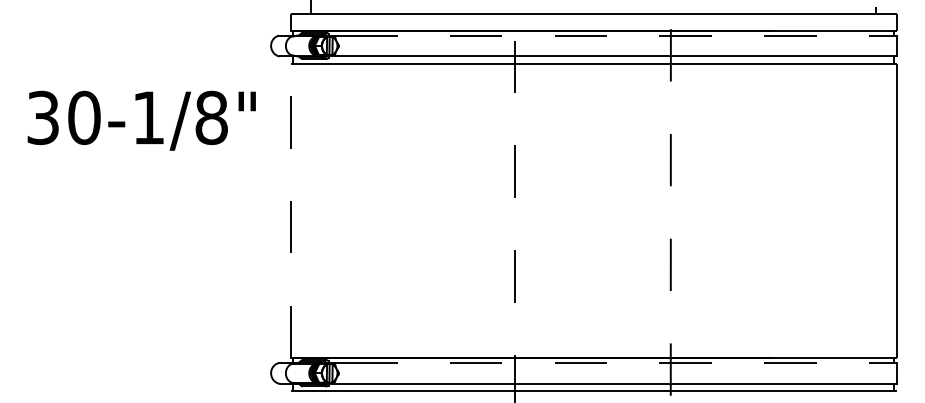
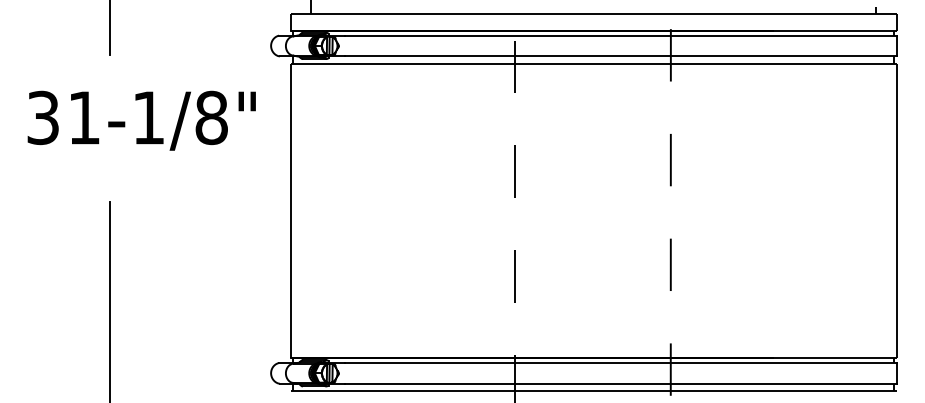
line: none -> present (109, 28)
line: dashed -> solid (621, 35)
text: 30-1/8" -> 31-1/8" (84, 117)
line: dashed -> solid (290, 210)
line: none -> present (109, 300)
line: dashed -> solid (621, 362)
